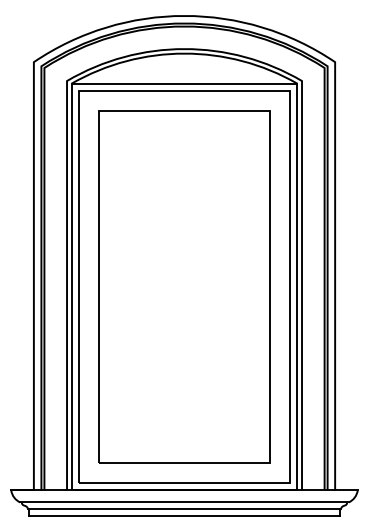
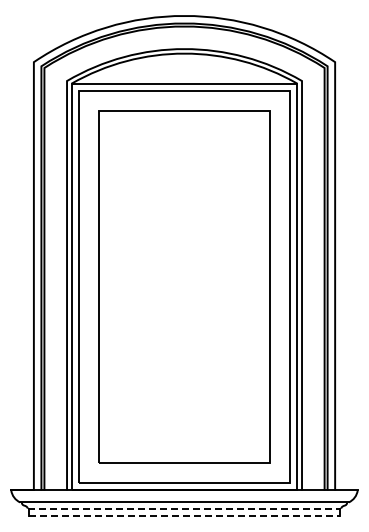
line: solid -> dashed (184, 508)
line: solid -> dashed (184, 516)
